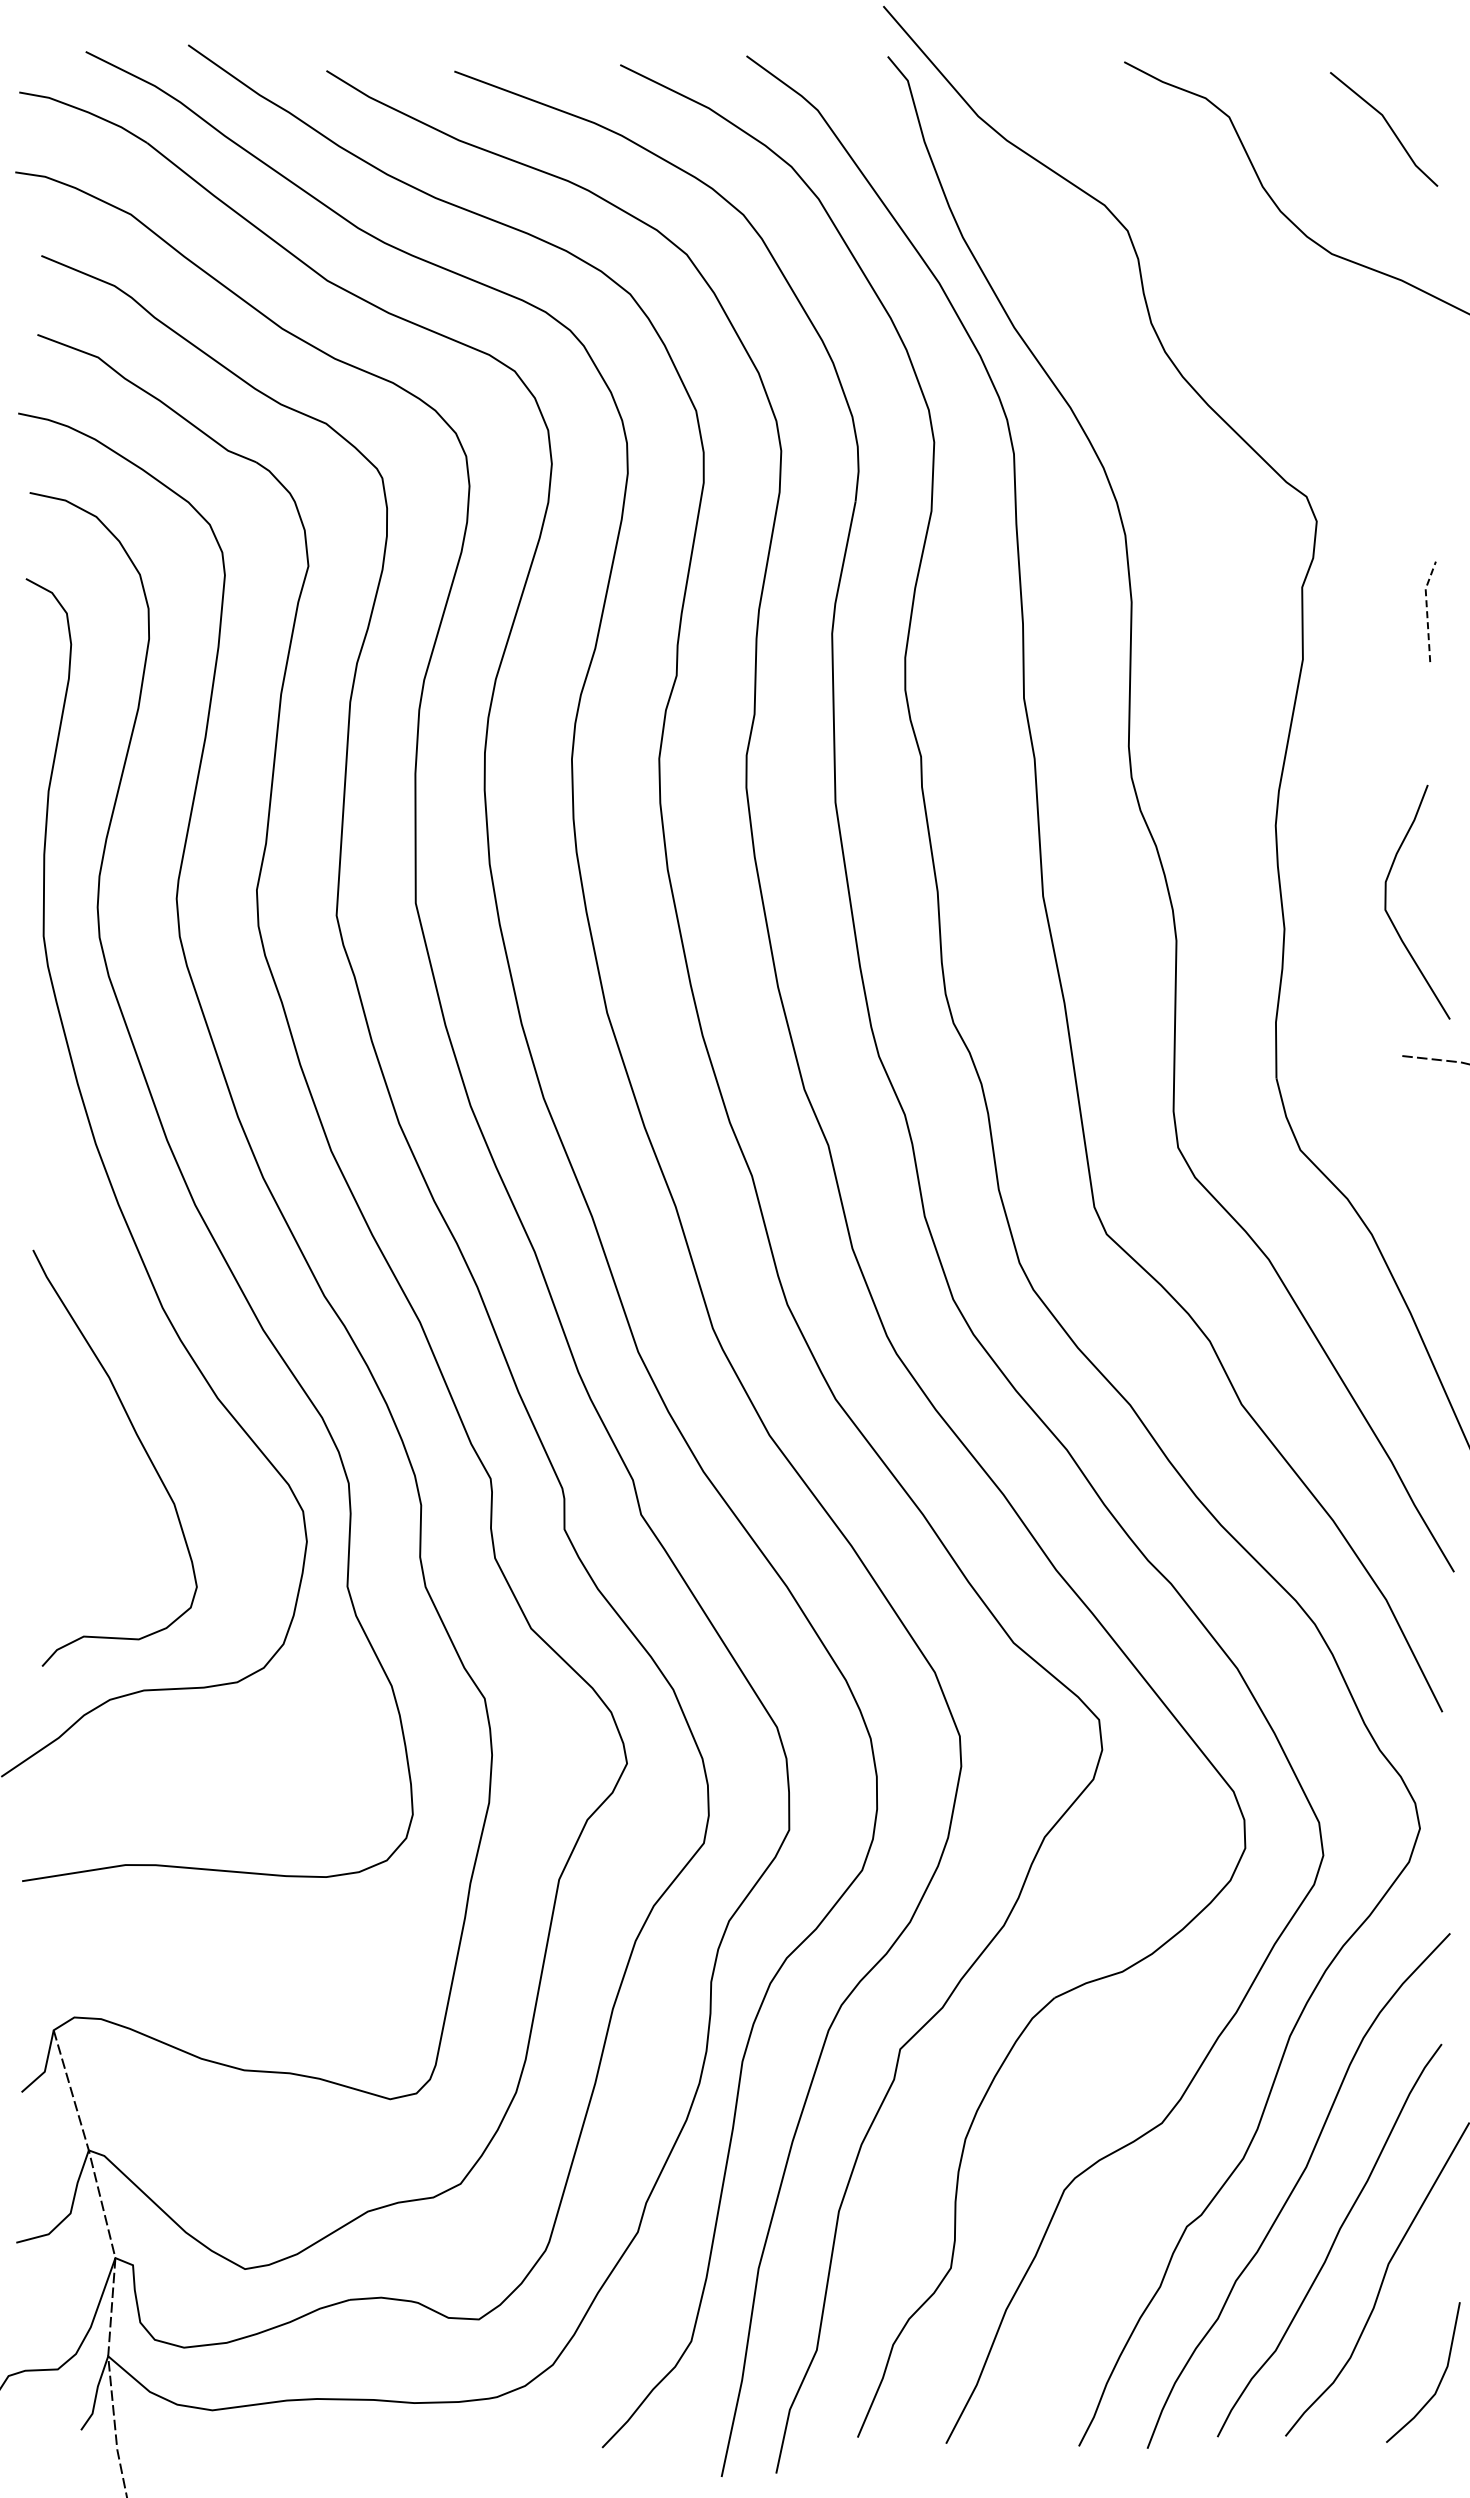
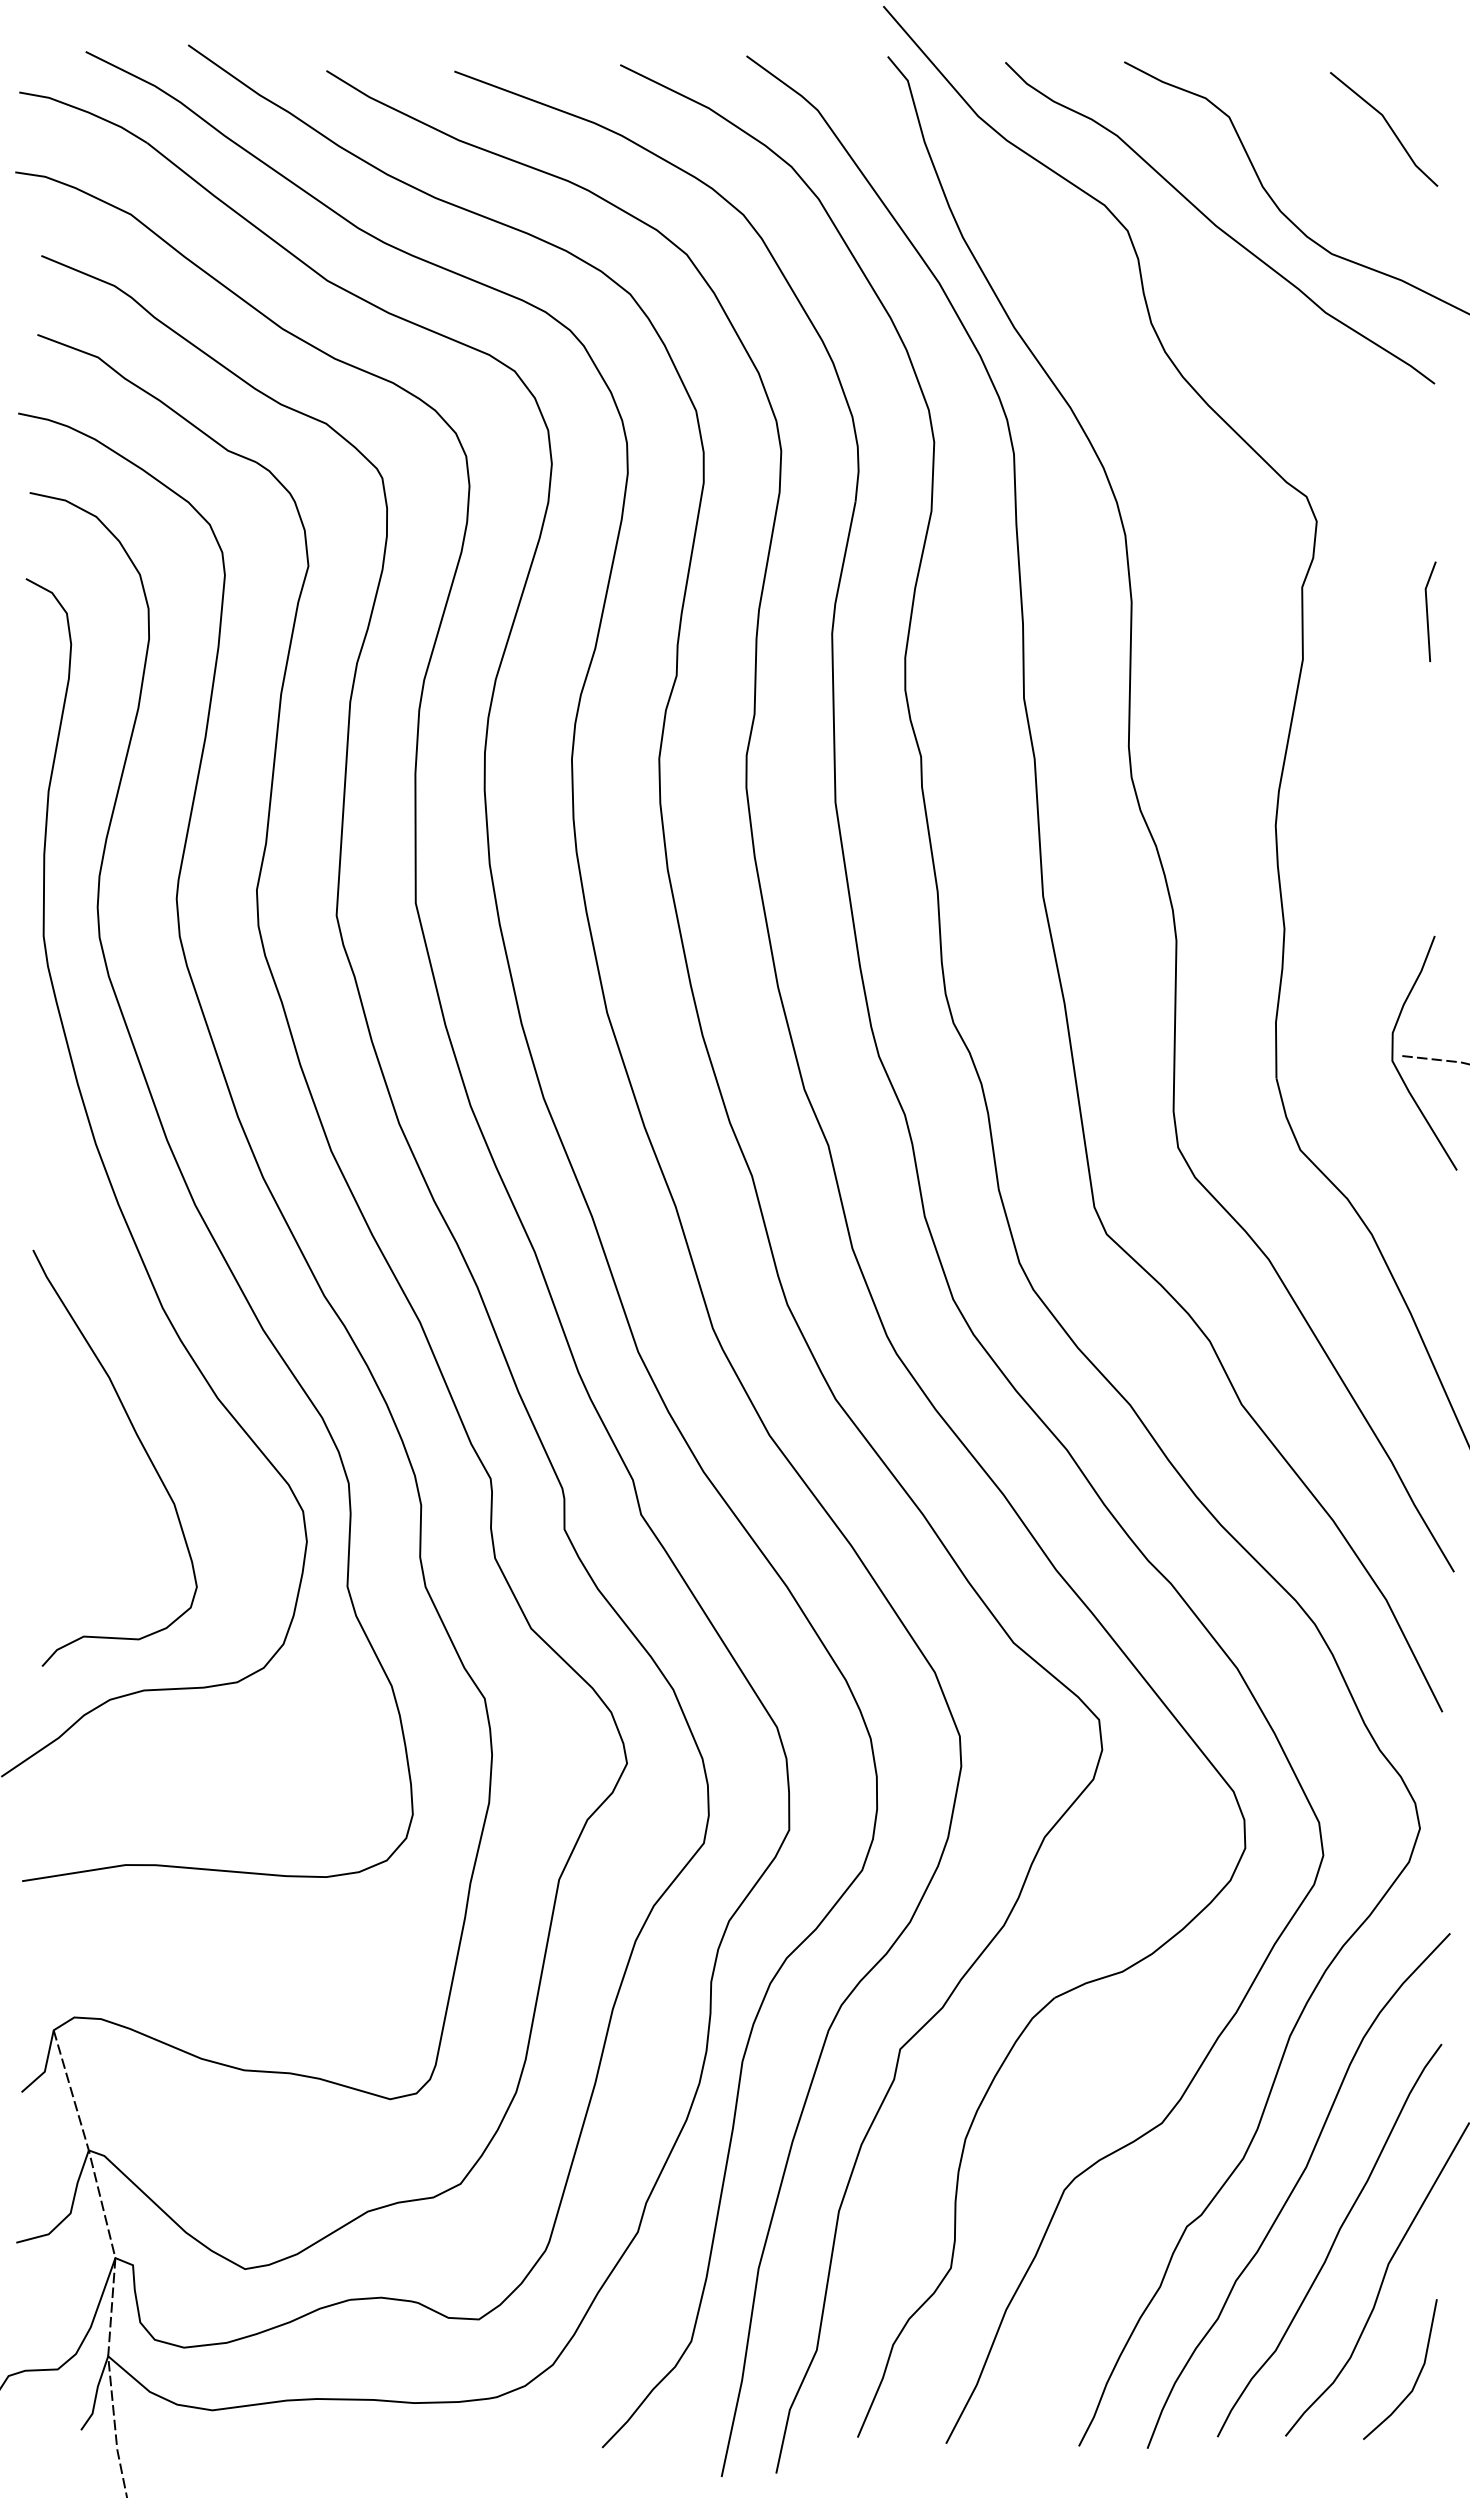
curve: none -> present (1217, 225)
line: dashed -> solid (1426, 609)
curve position: (1386, 901) -> (1393, 1052) (1393, 1052)
line position: (1439, 2381) -> (1416, 2378) (1416, 2378)
